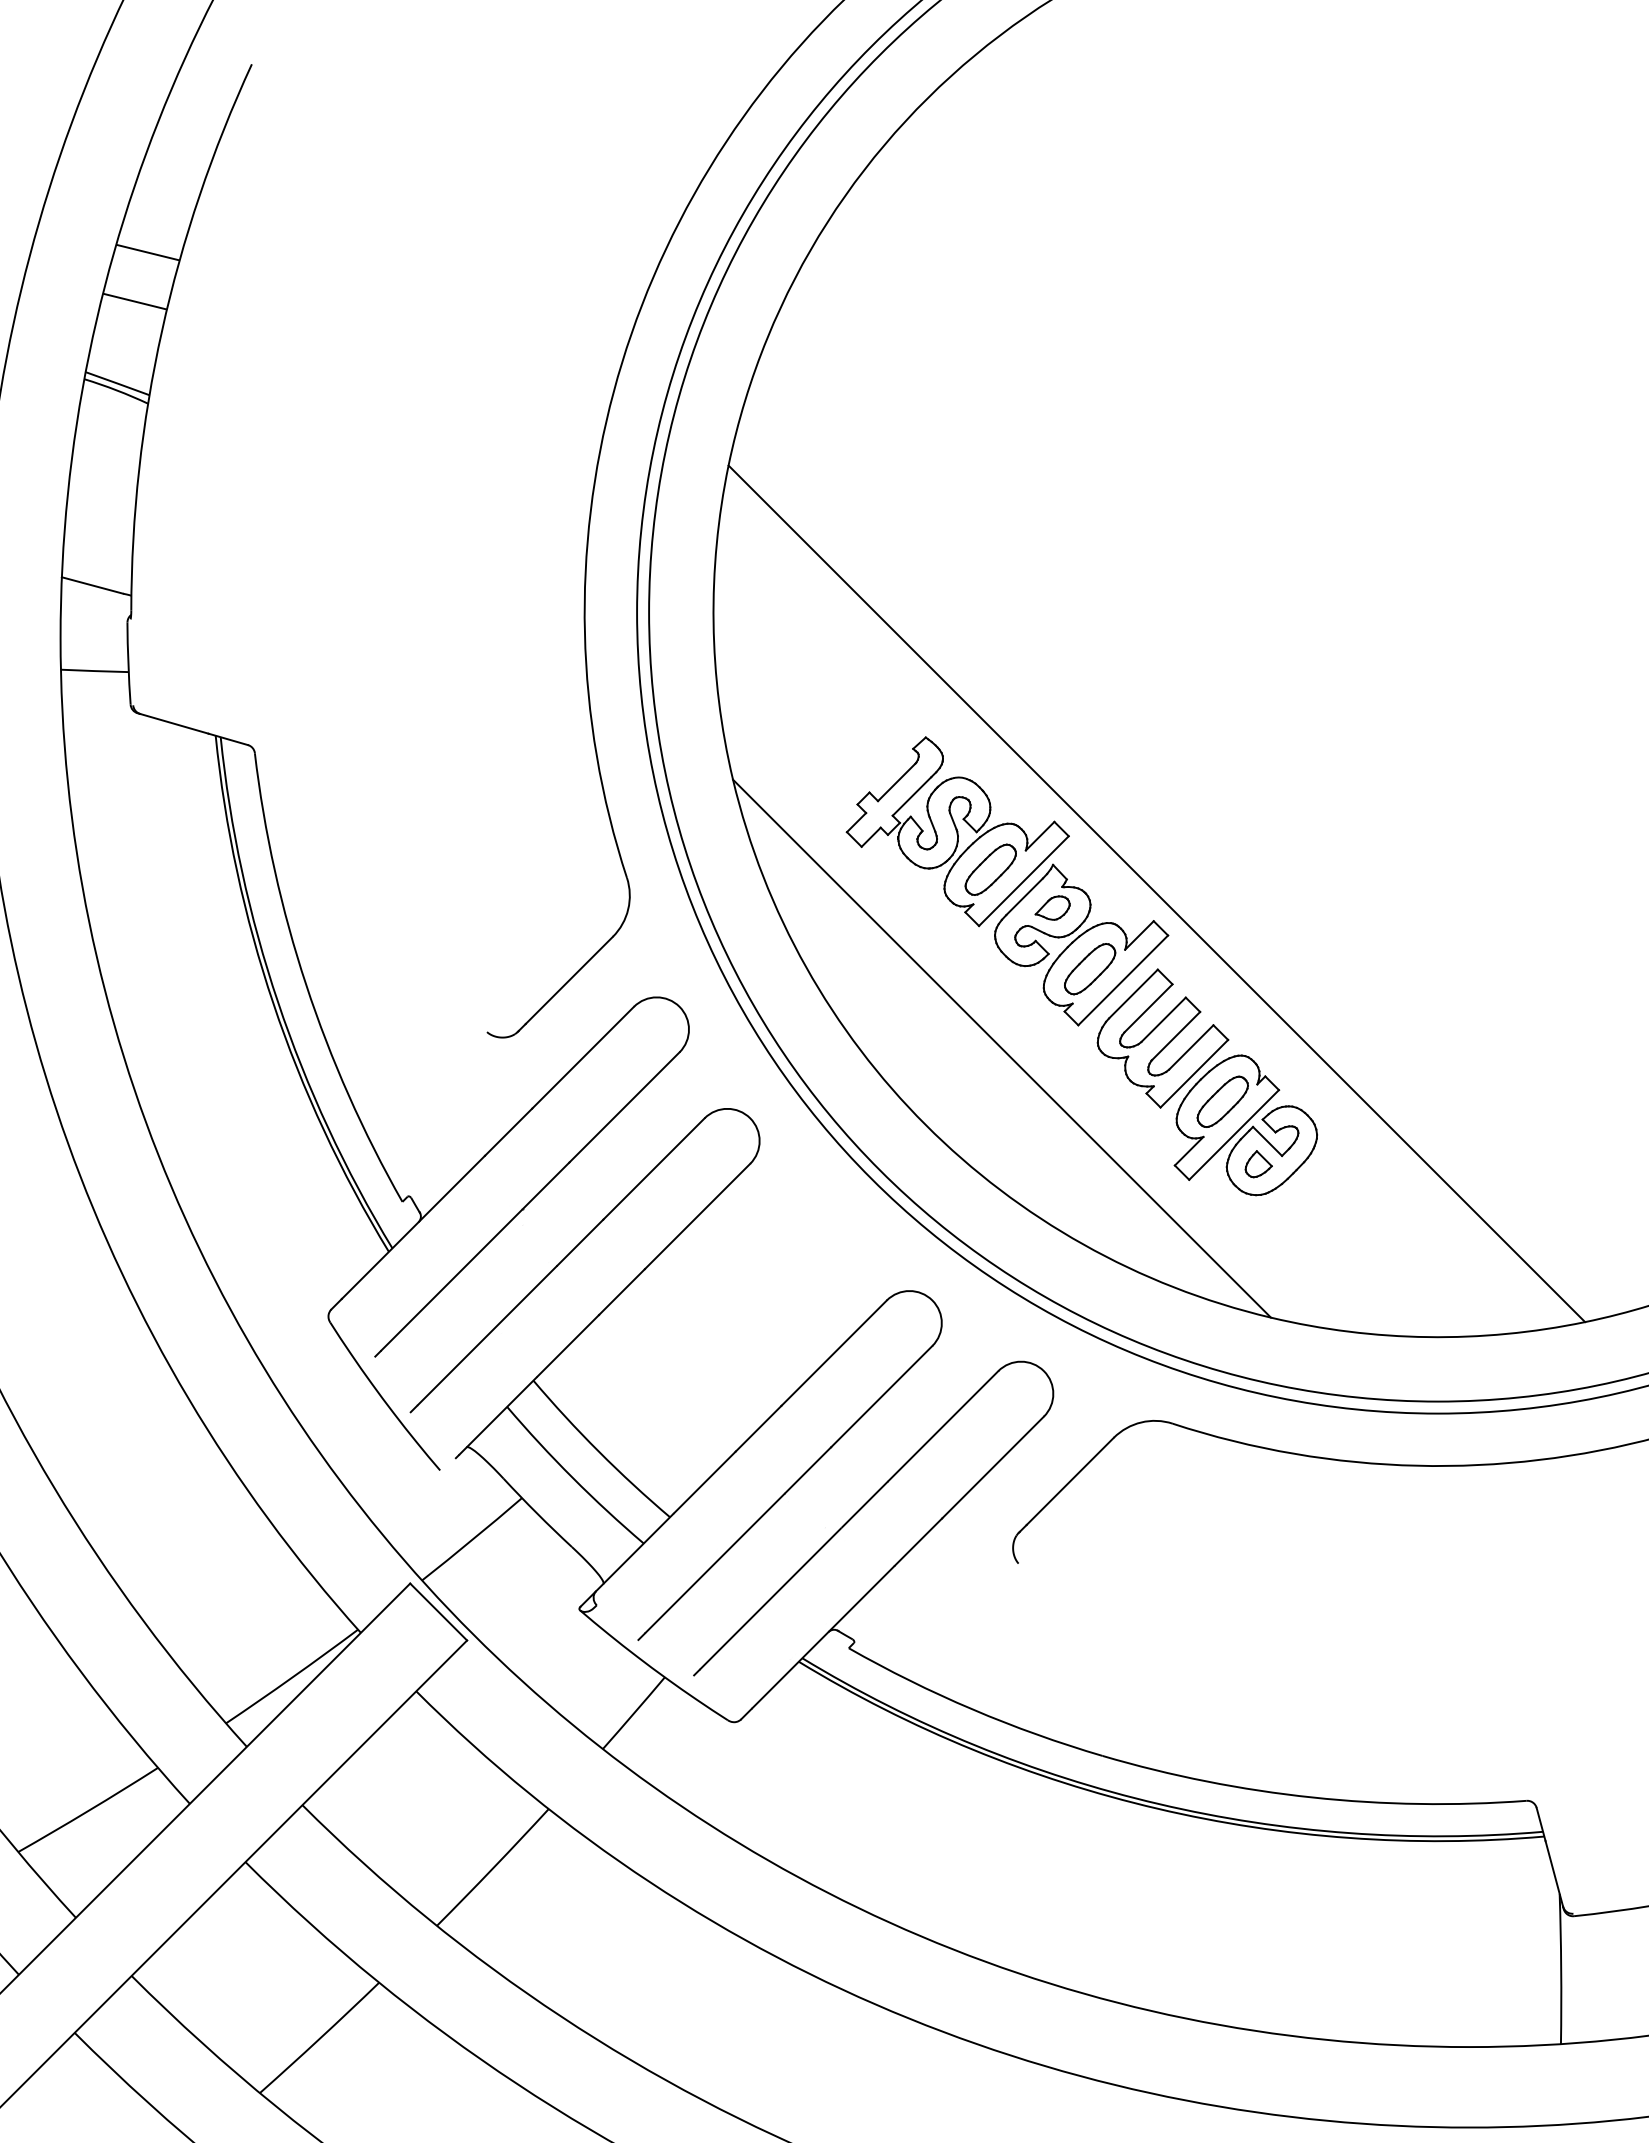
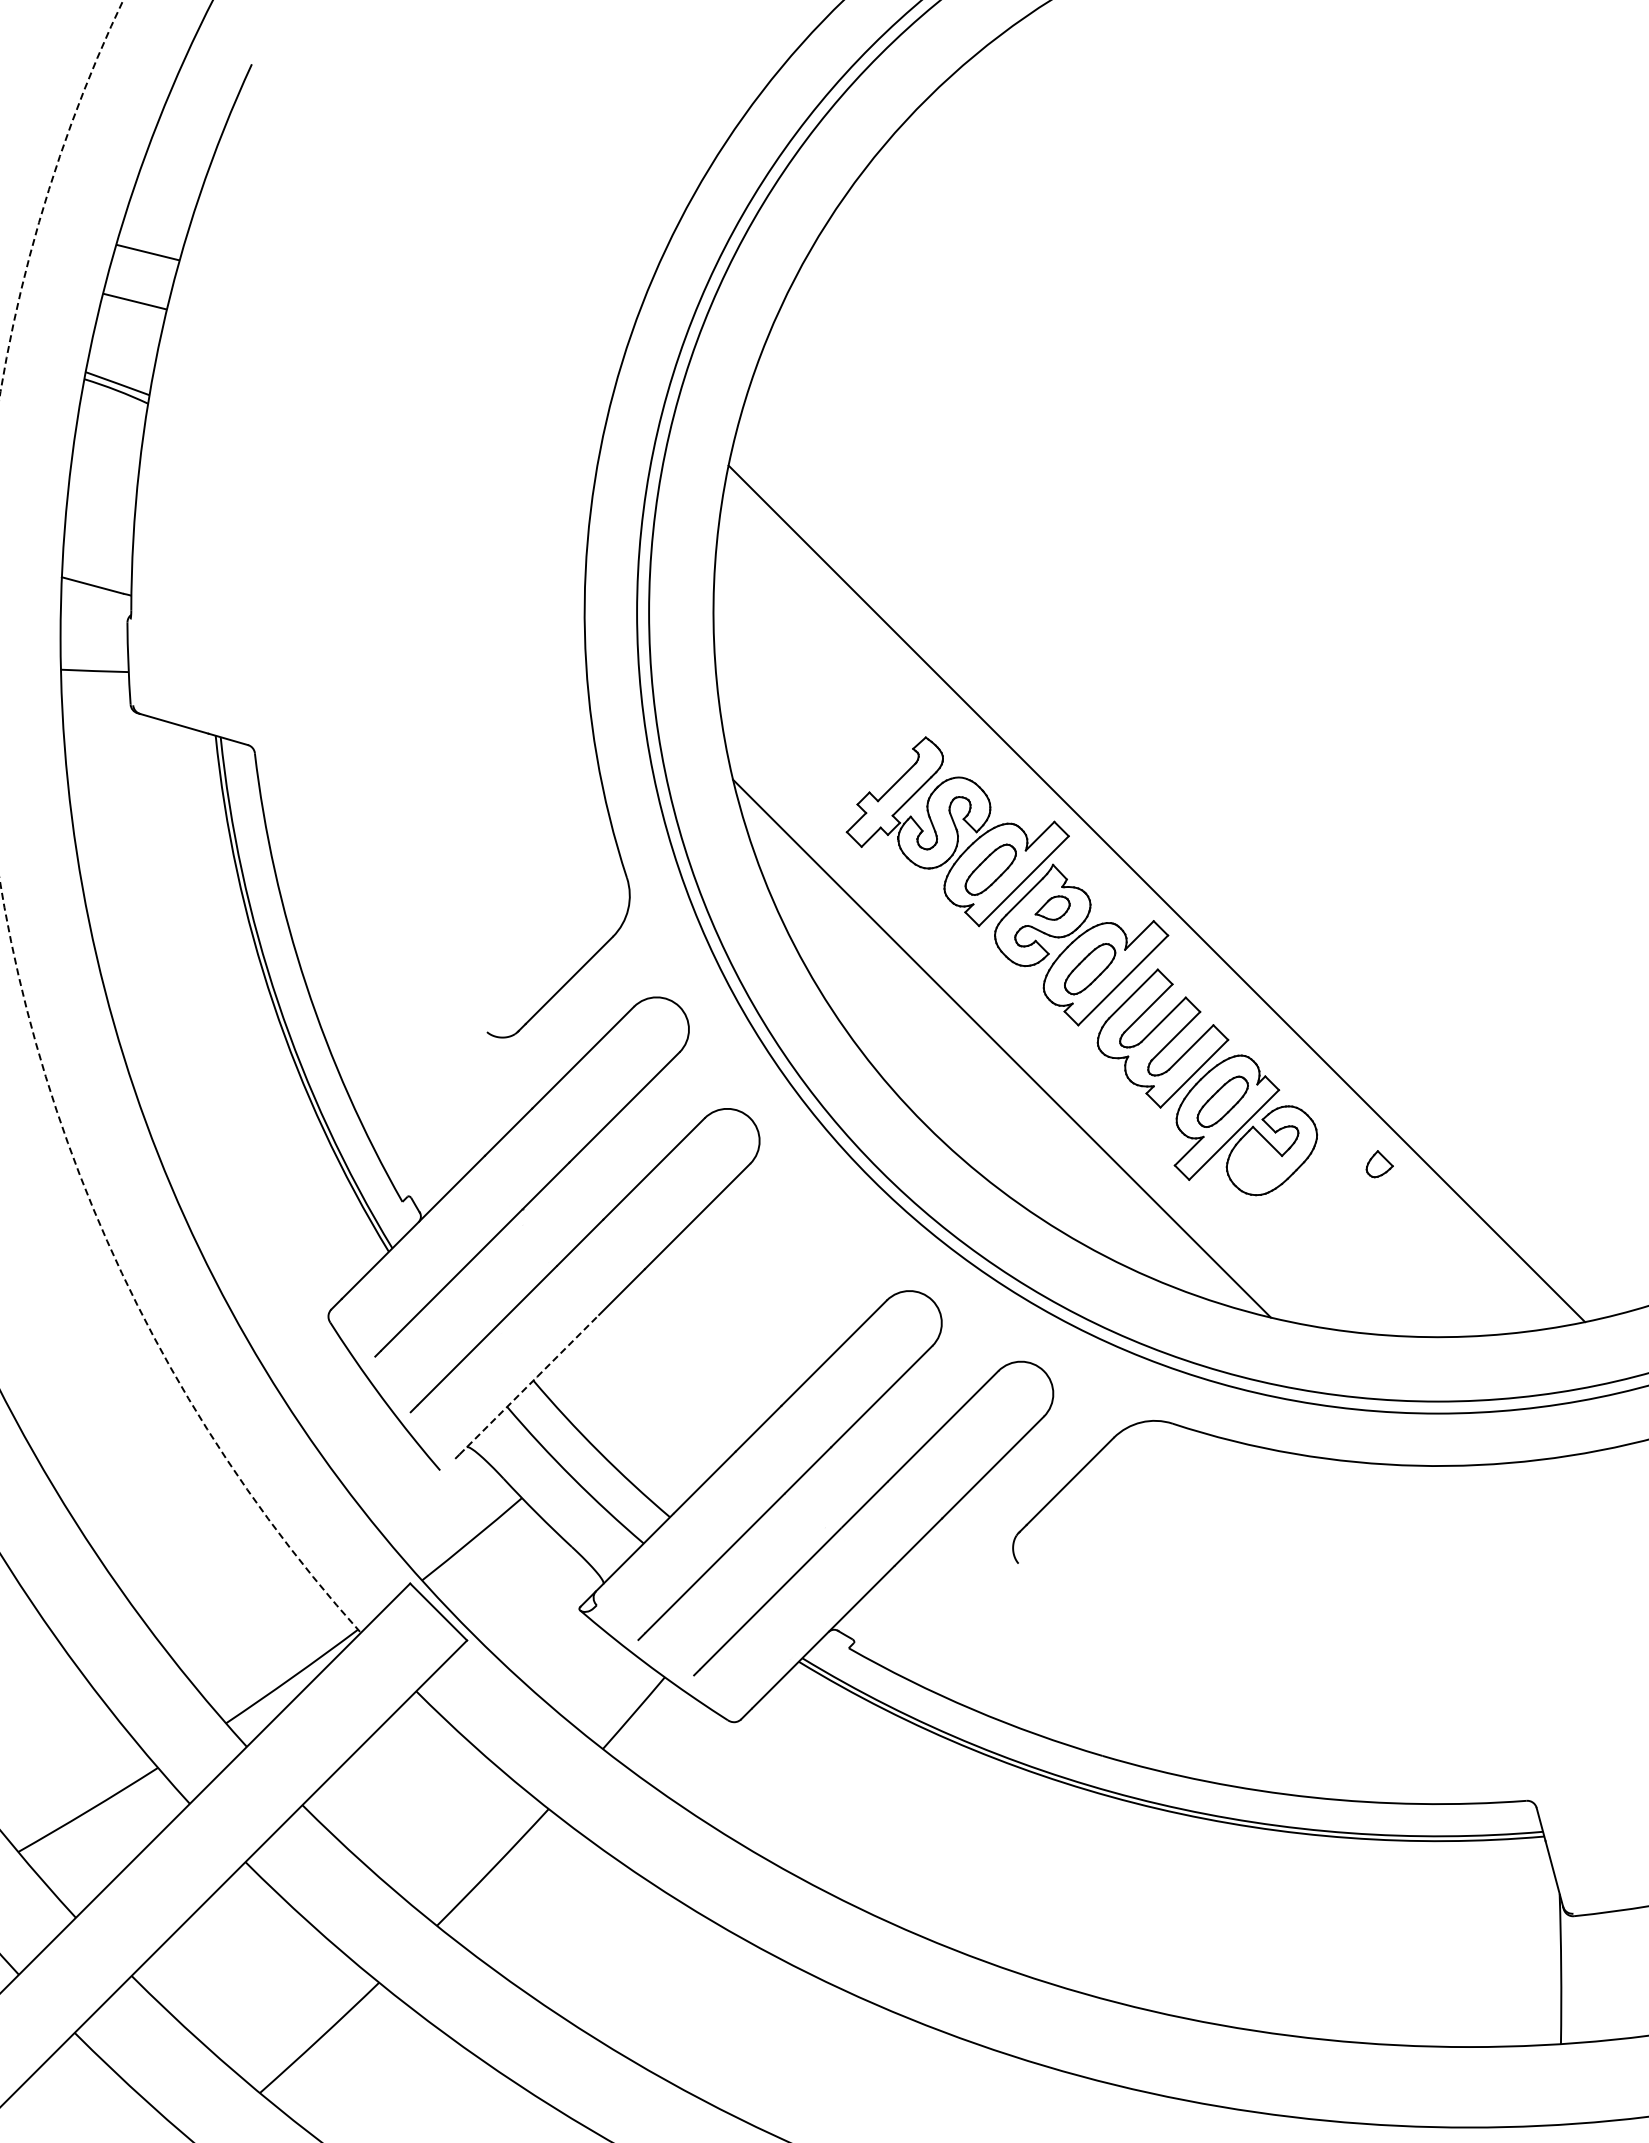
arc: solid -> dashed (50, 1091)
part position: (1258, 1164) -> (1379, 1164) (1379, 1164)
line: solid -> dashed (529, 1384)
